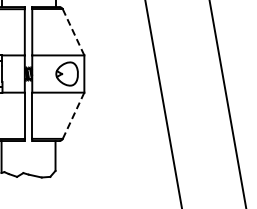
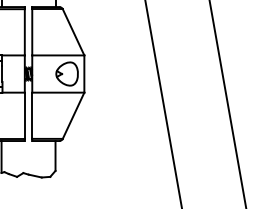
line: dashed -> solid (73, 32)
line: dashed -> solid (73, 115)
